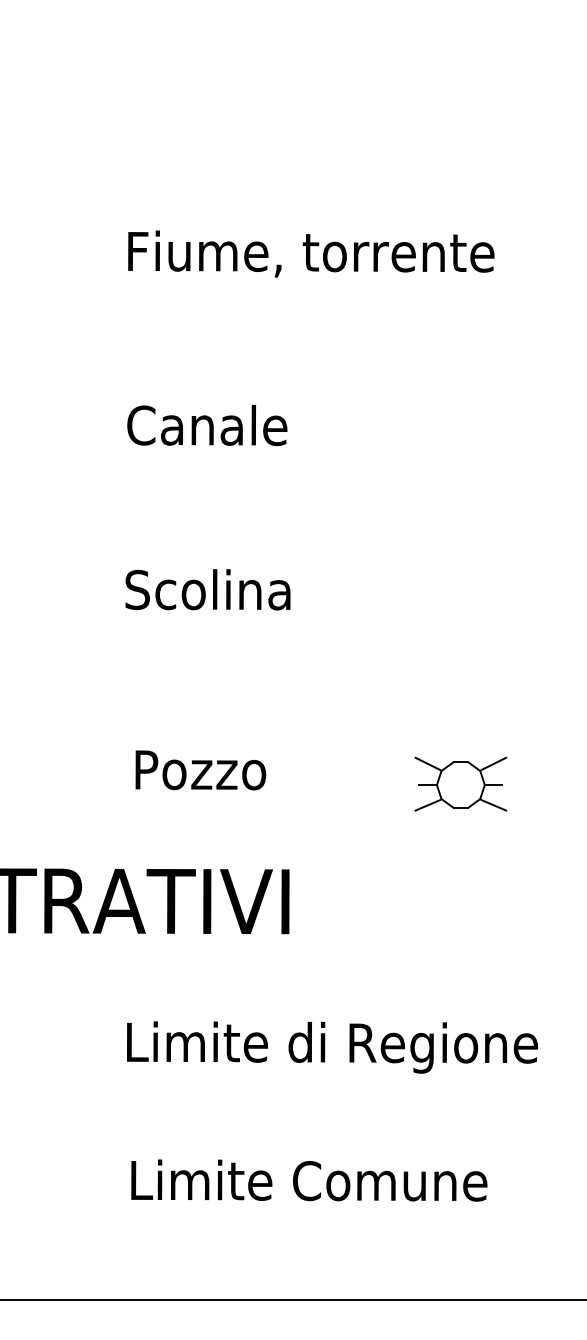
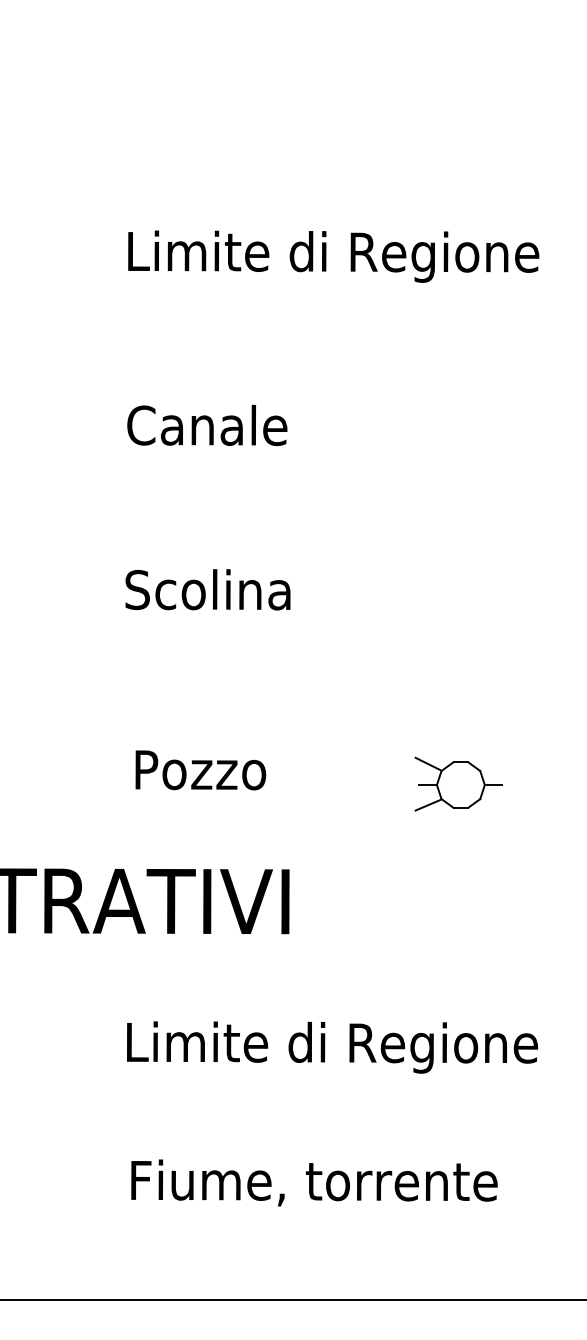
text: Fiume, torrente -> Limite di Regione (336, 256)
line: present -> none (493, 763)
line: present -> none (493, 805)
text: Limite Comune -> Fiume, torrente (316, 1182)
